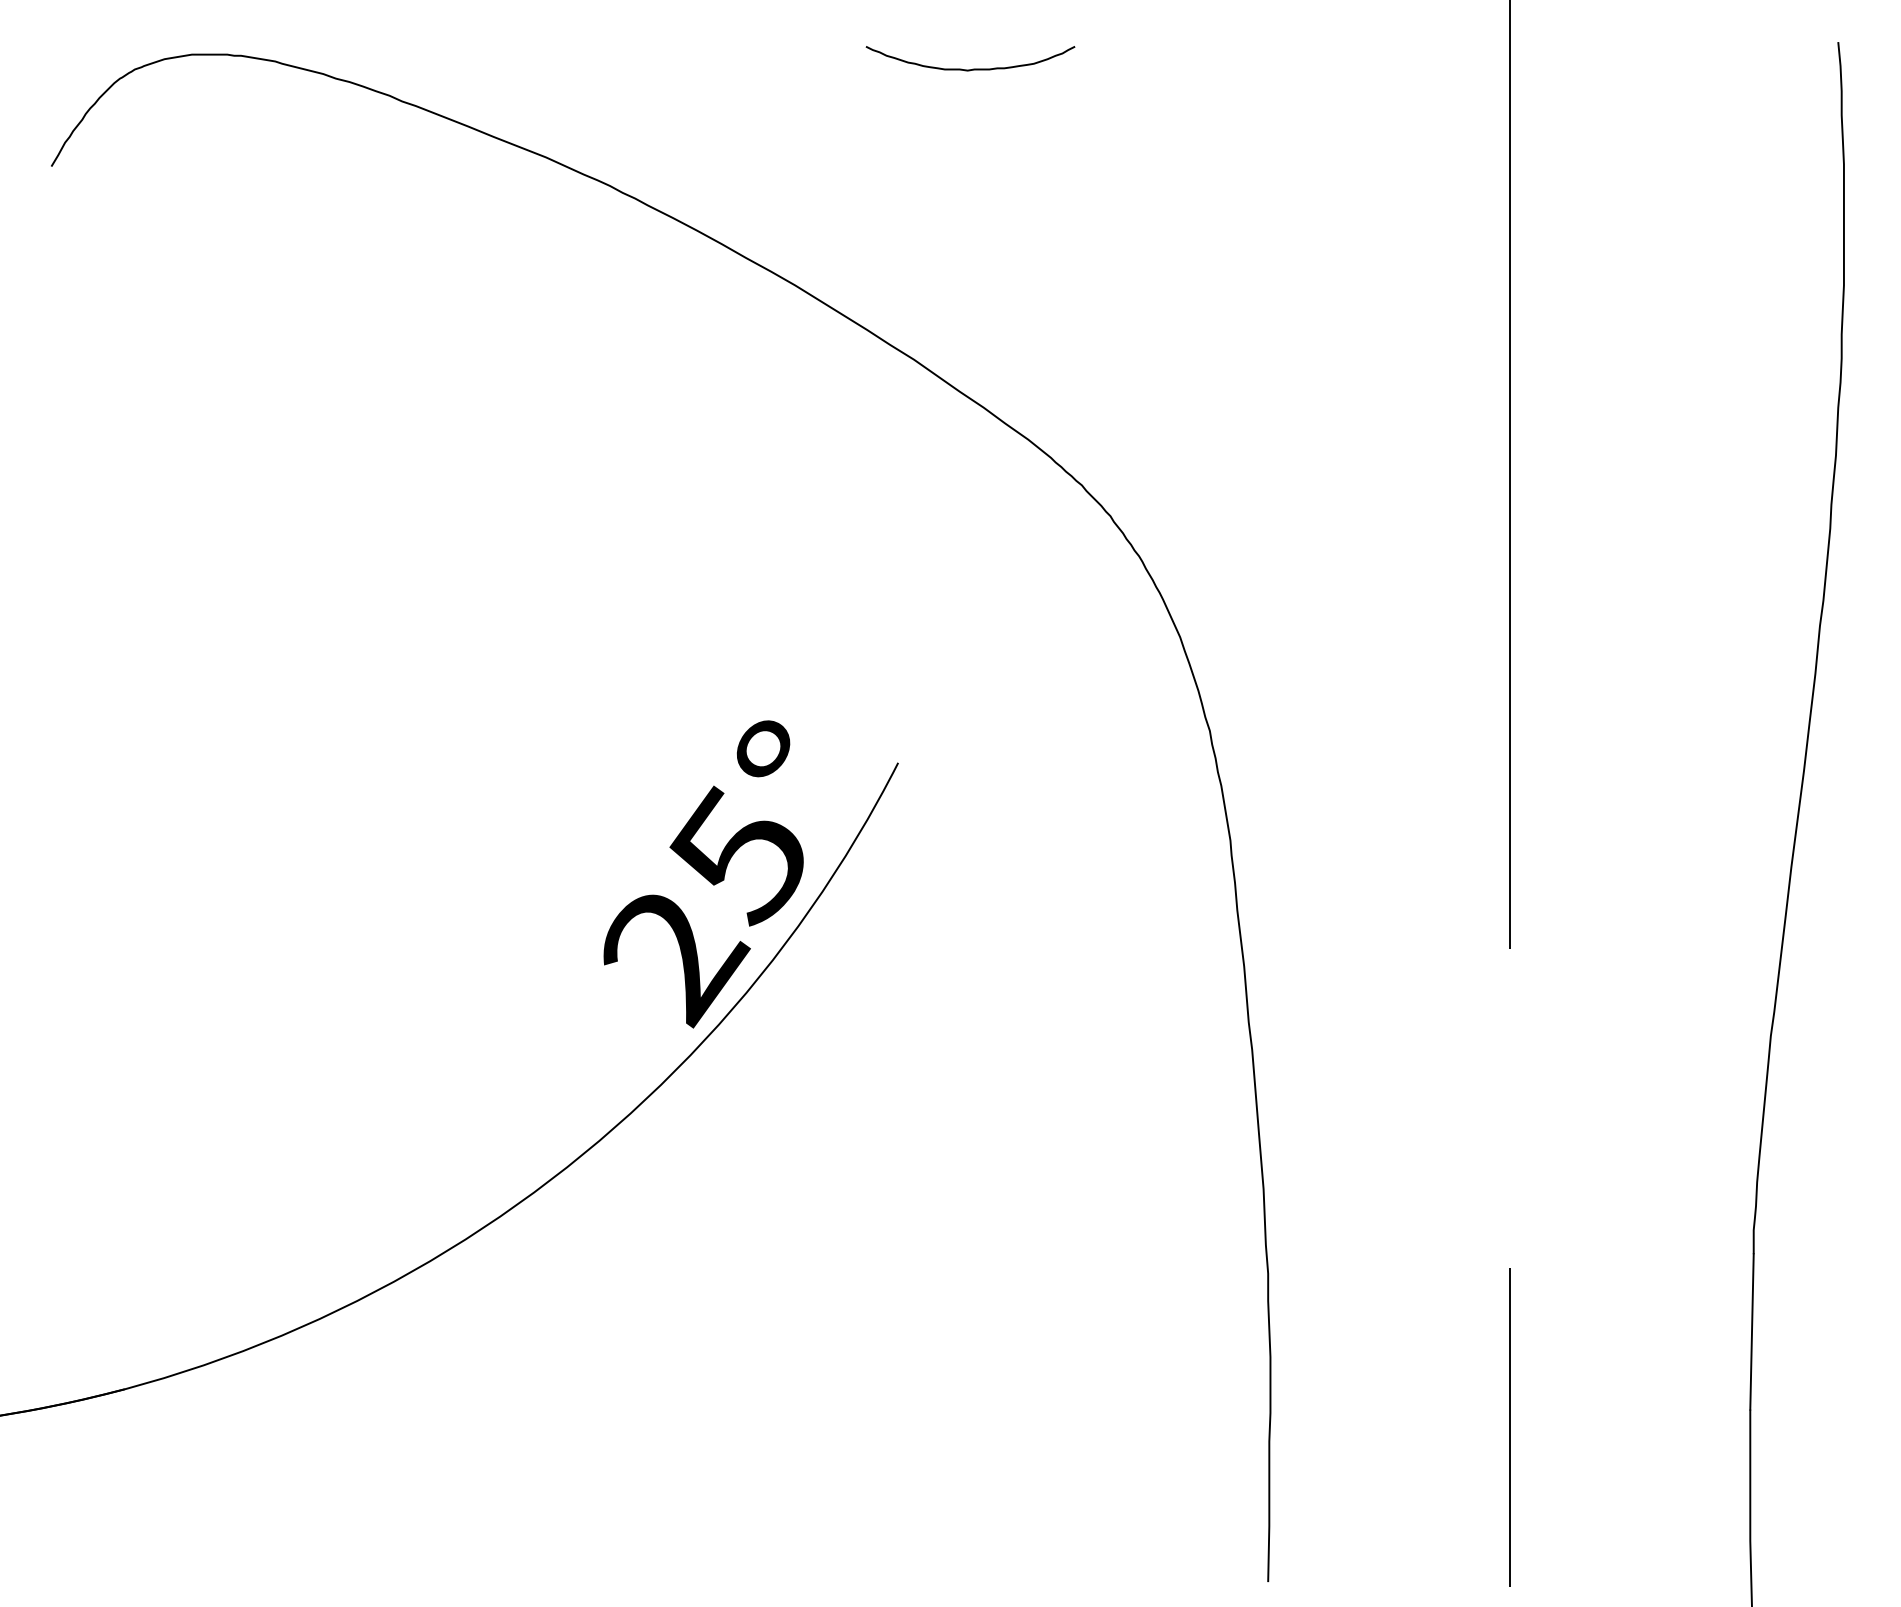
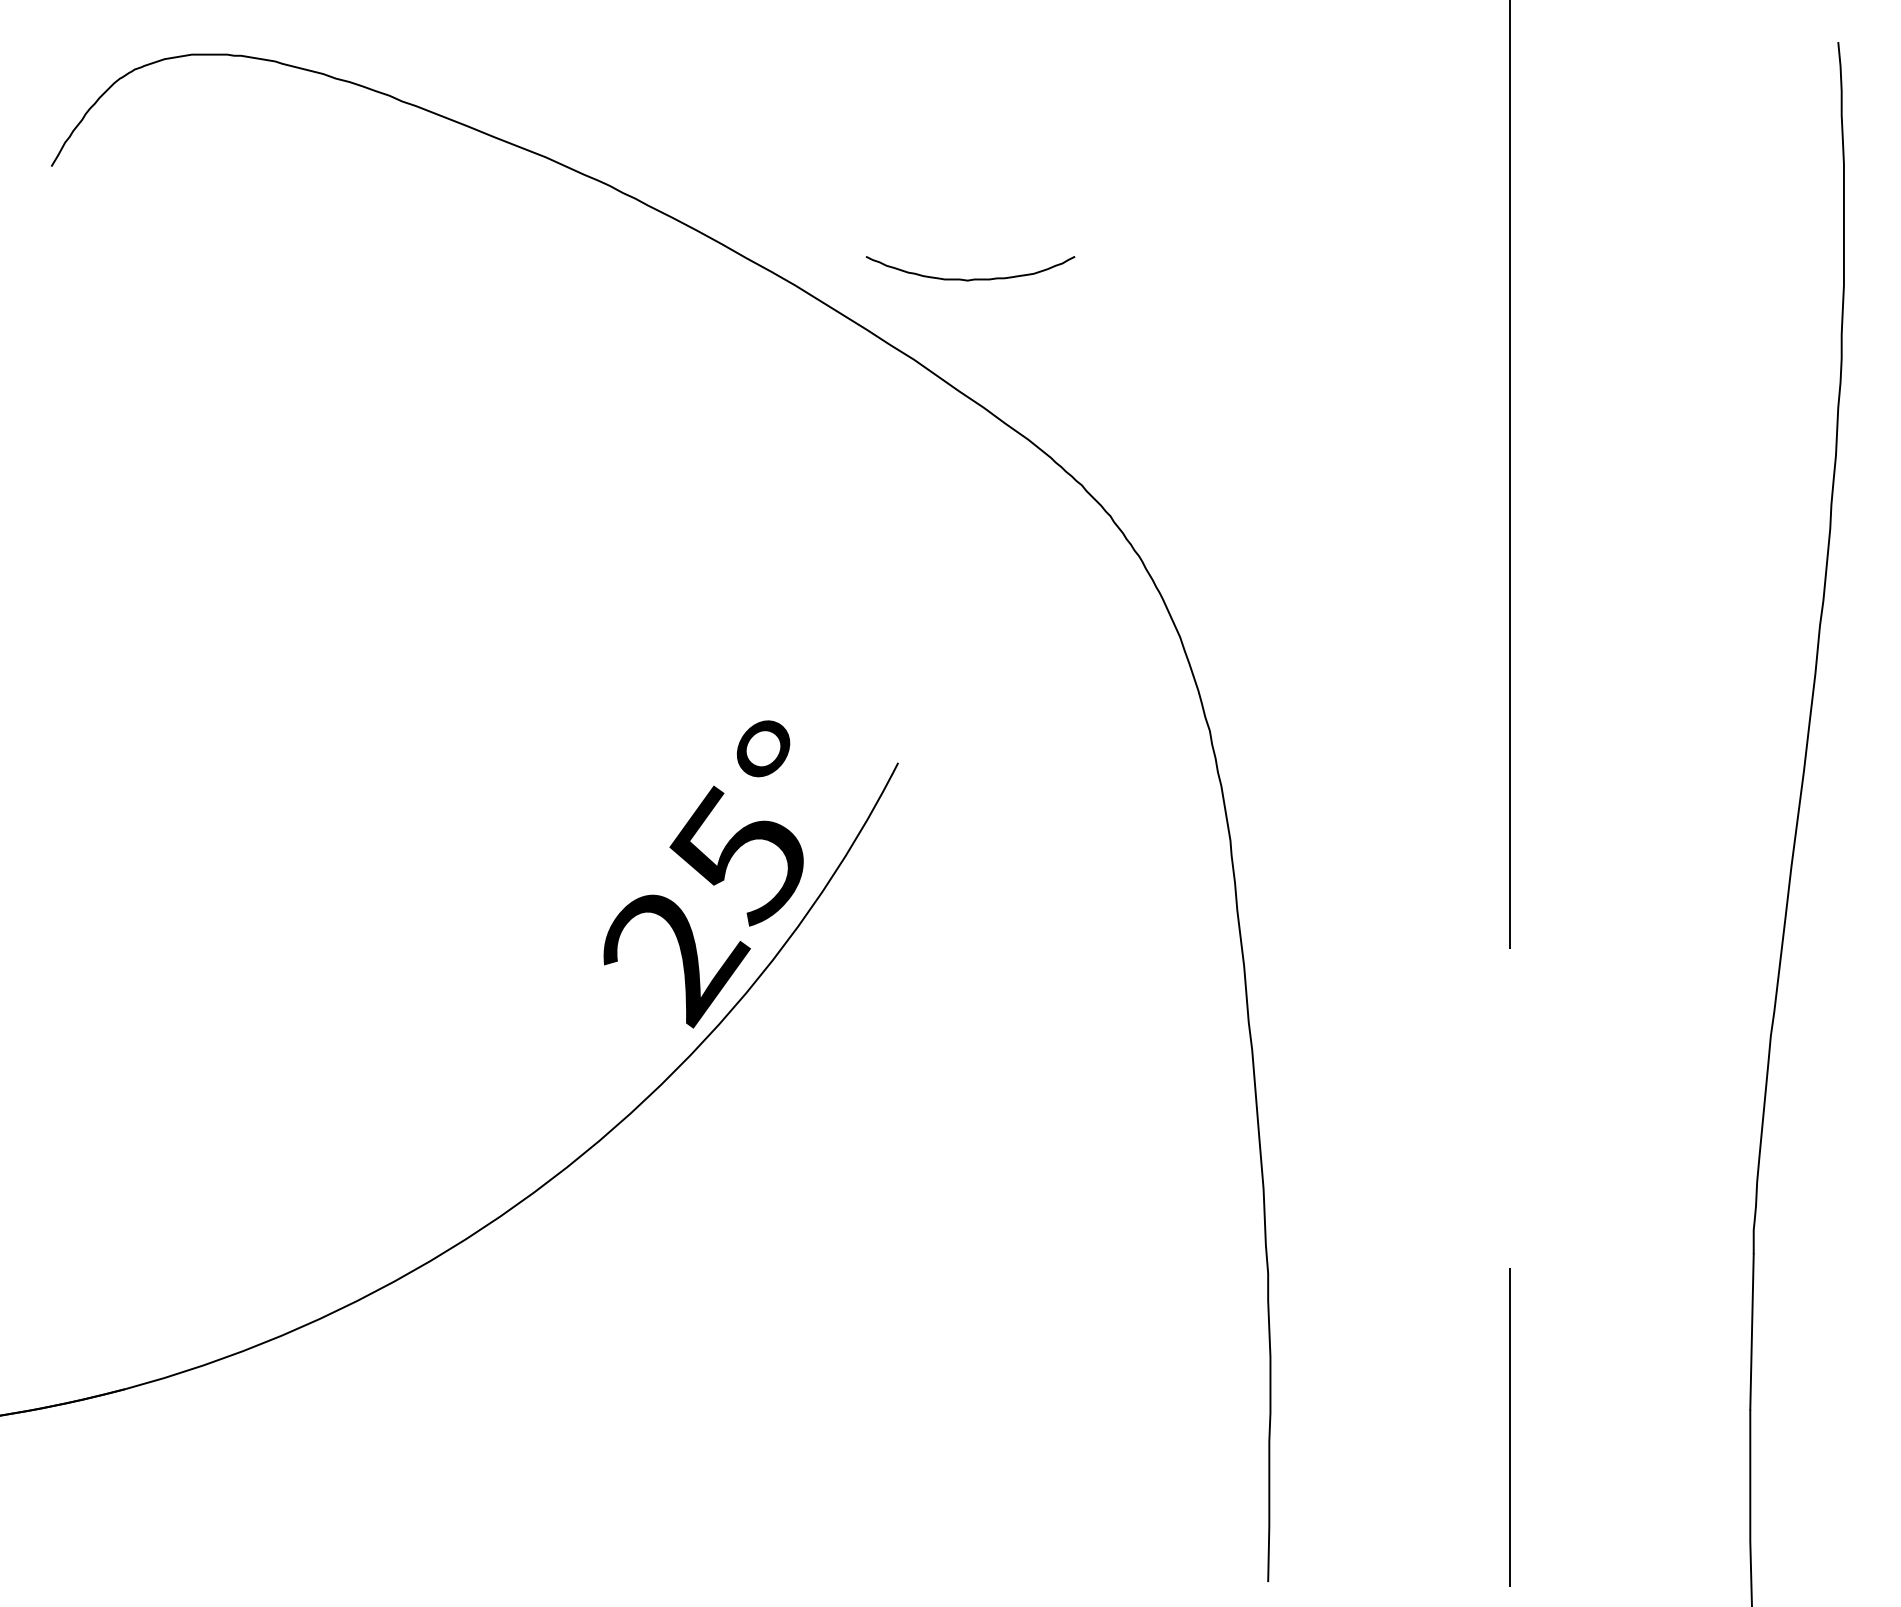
curve position: (972, 68) -> (972, 278) (972, 278)
